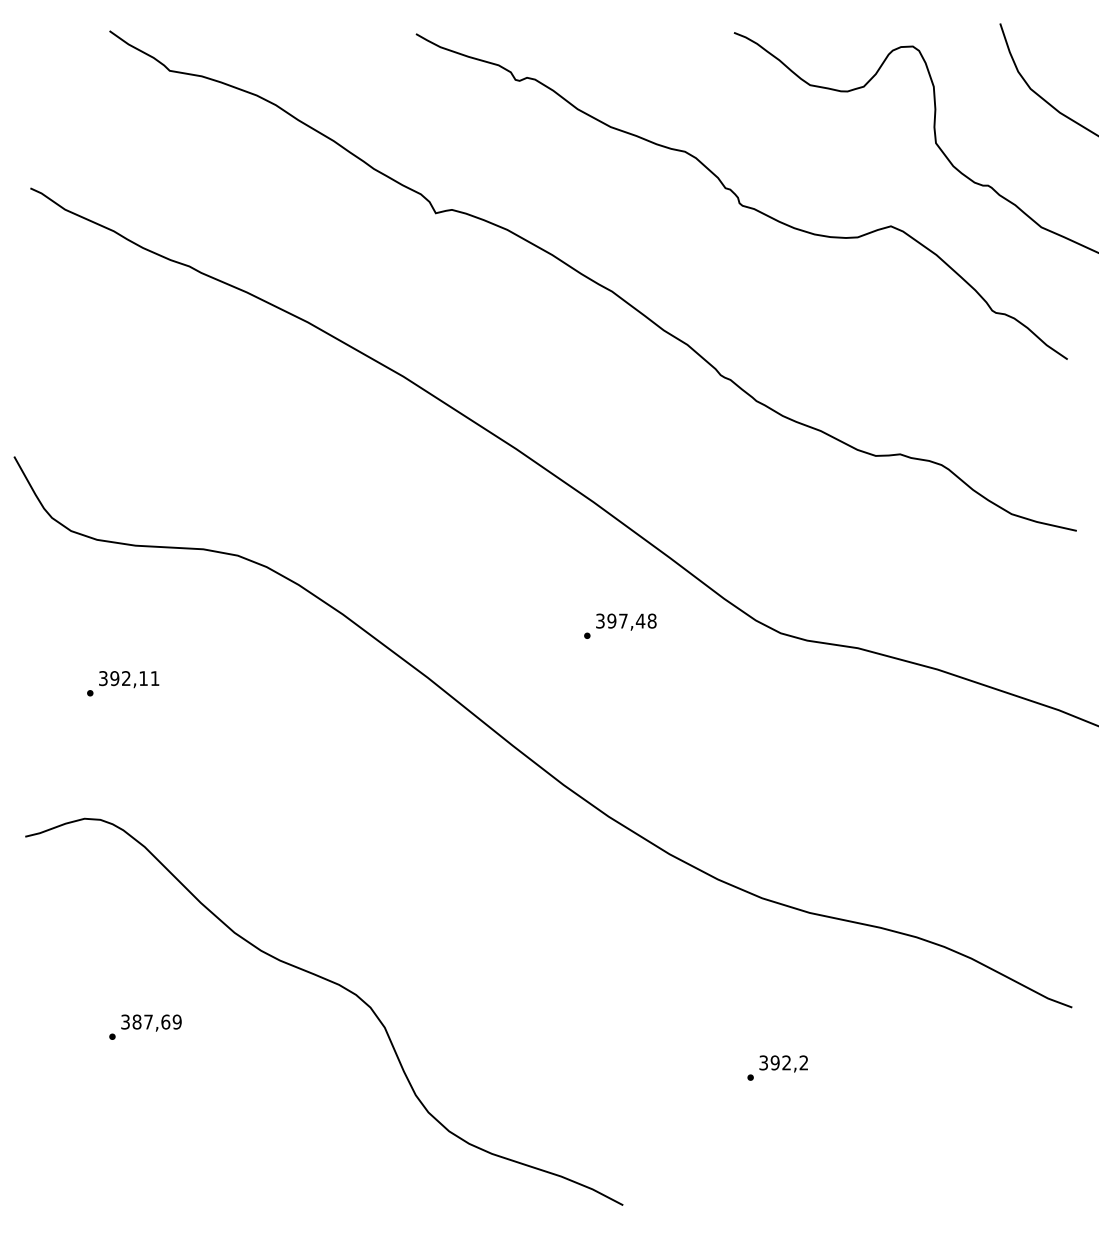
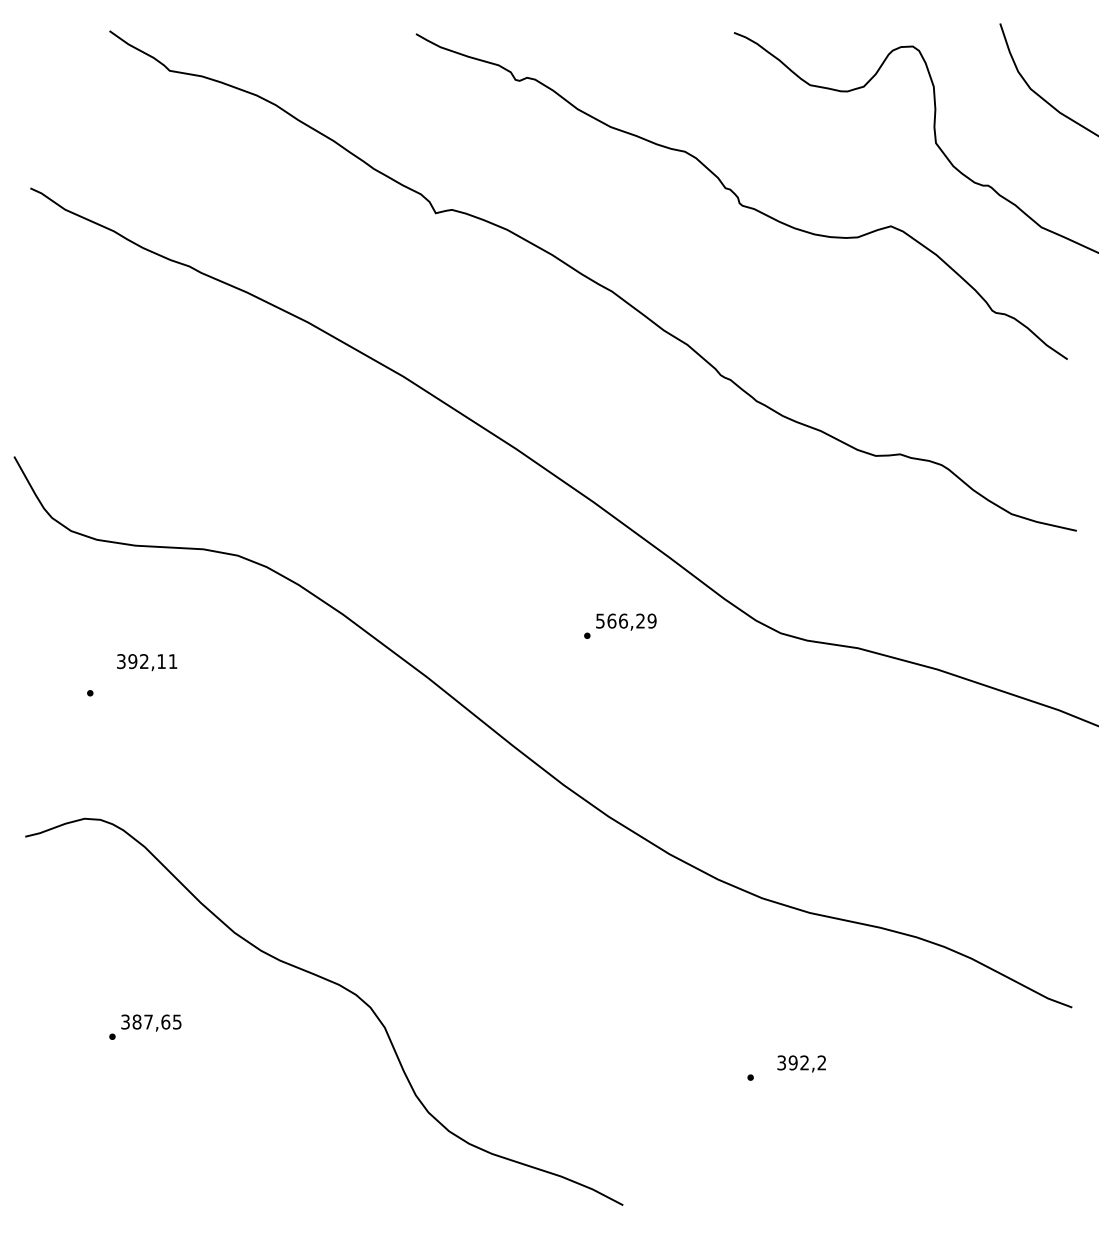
text: 397,48 -> 566,29 (626, 620)
text position: (129, 679) -> (147, 662) (147, 662)
text: 387,69 -> 387,65 (176, 1021)
text position: (783, 1063) -> (801, 1063) (801, 1063)
